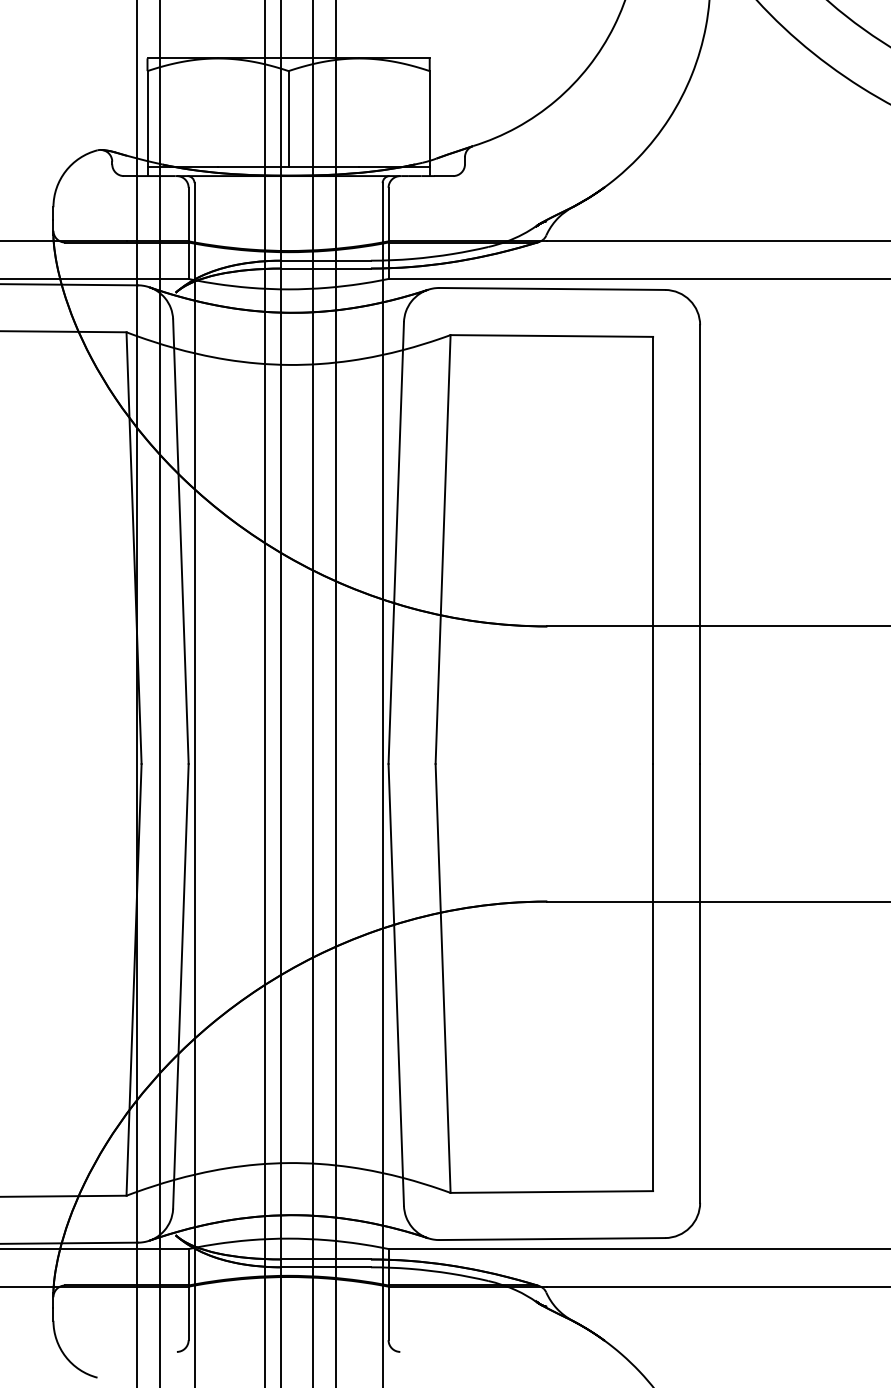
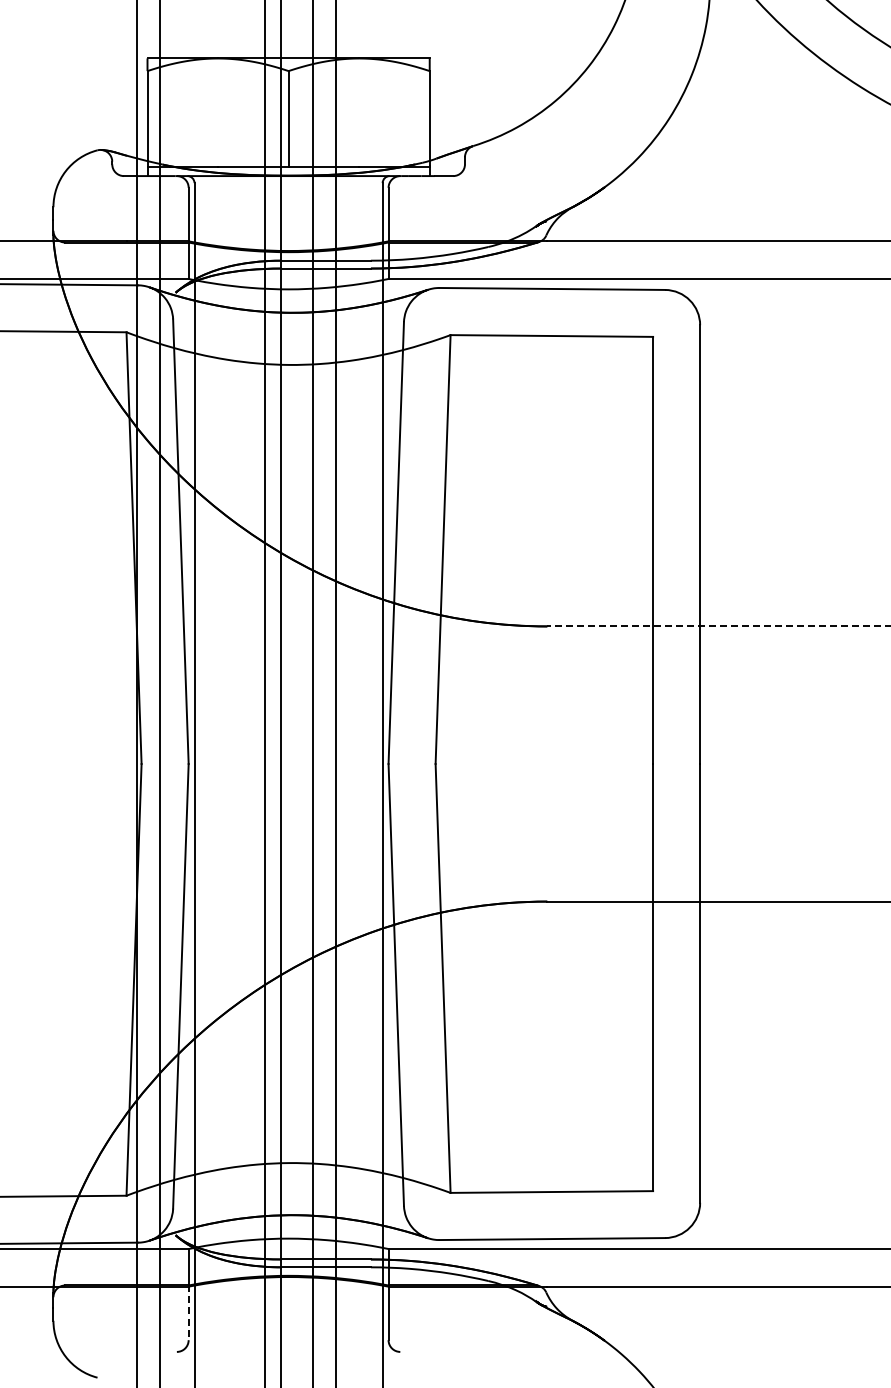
line: solid -> dashed (718, 626)
line: solid -> dashed (188, 1313)
